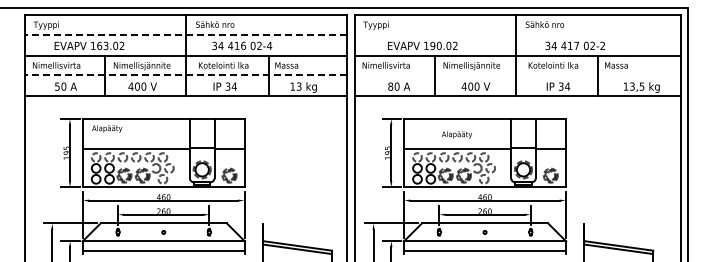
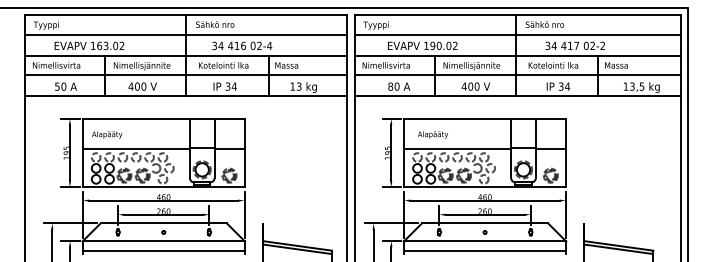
line: dashed -> solid (185, 34)
line: none -> present (517, 34)
line: dashed -> solid (185, 75)
line: none -> present (517, 75)
text position: (107, 128) -> (107, 134) (107, 134)
text position: (456, 134) -> (432, 134) (432, 134)
